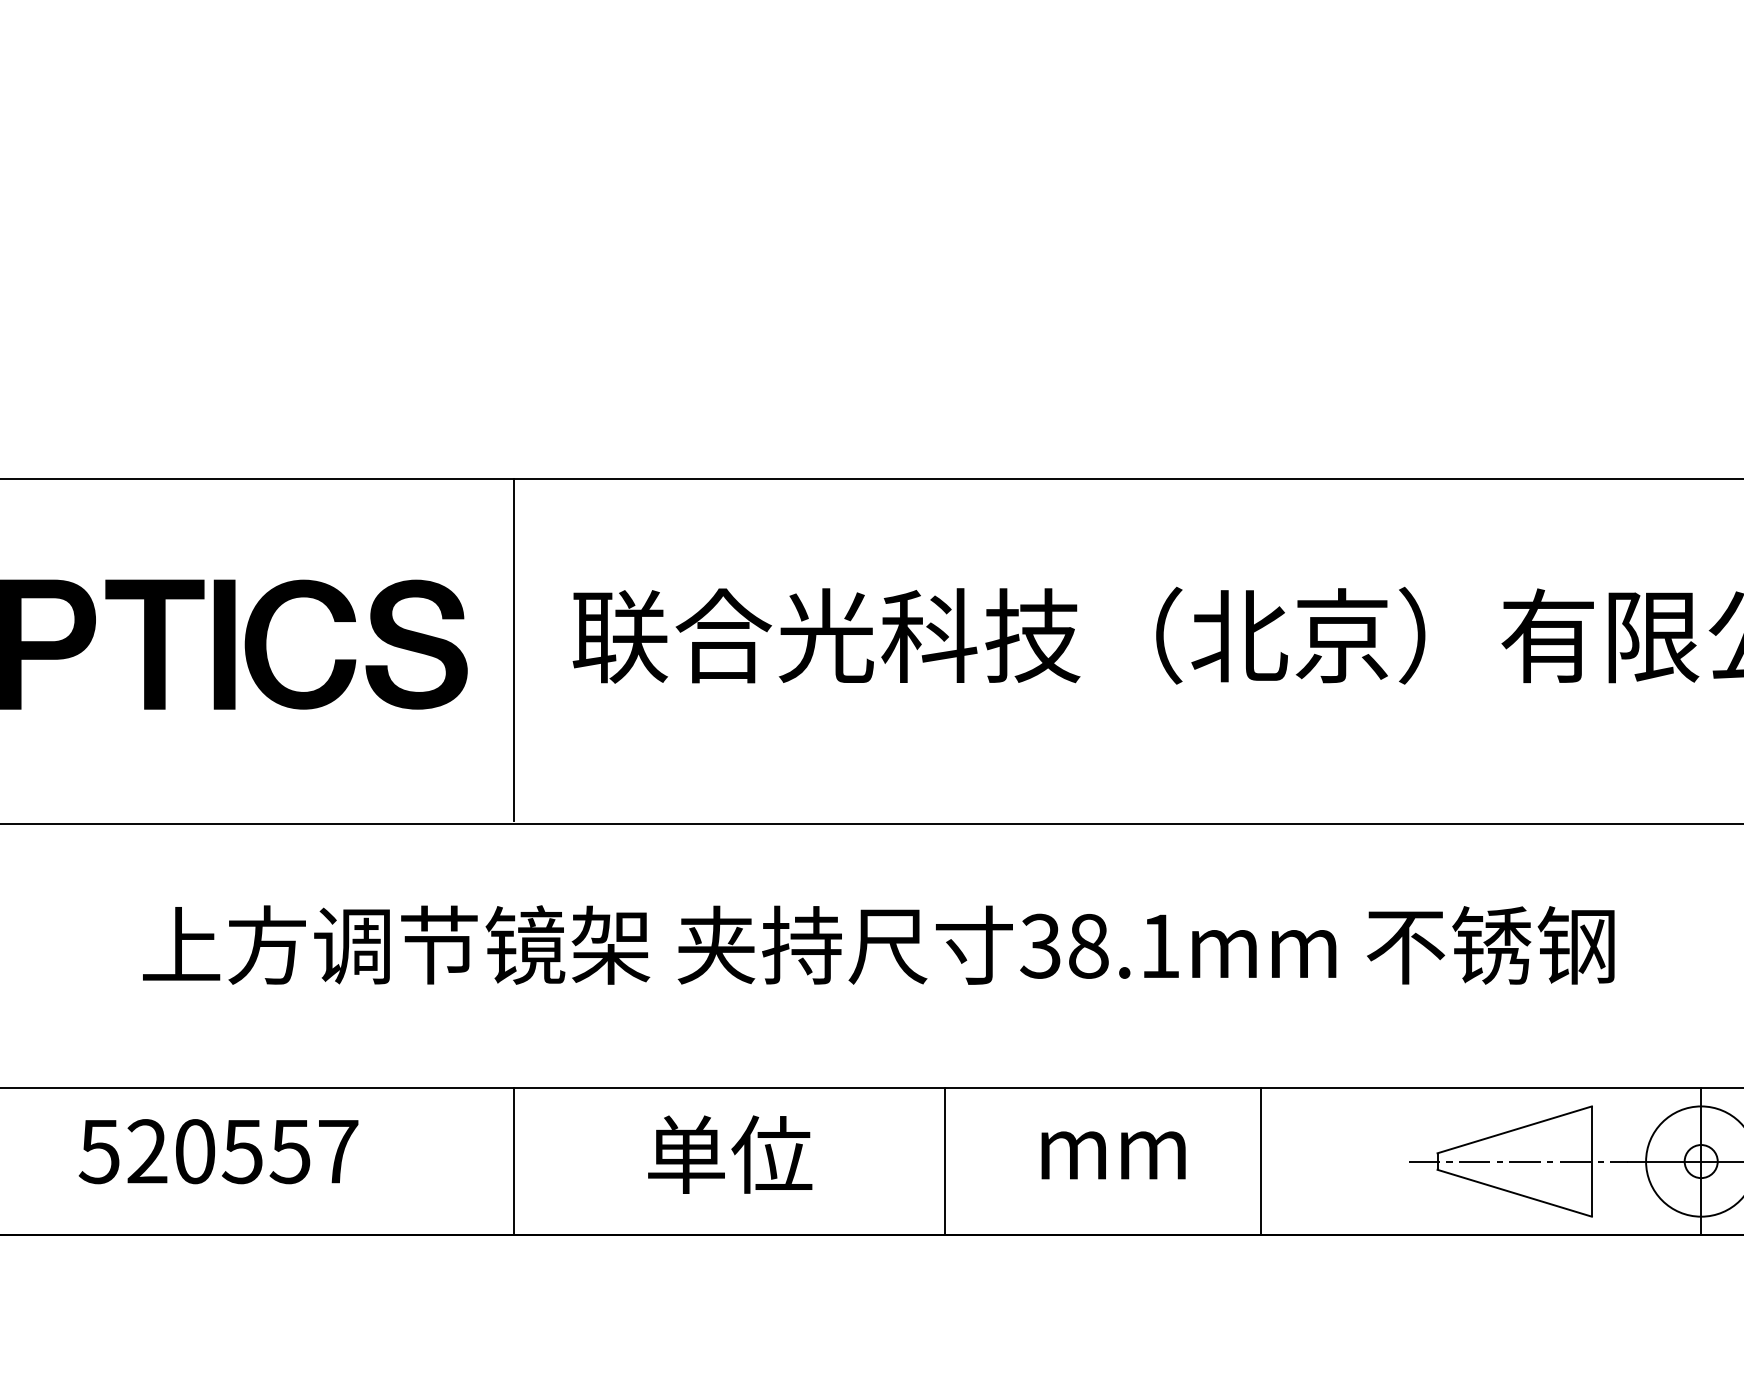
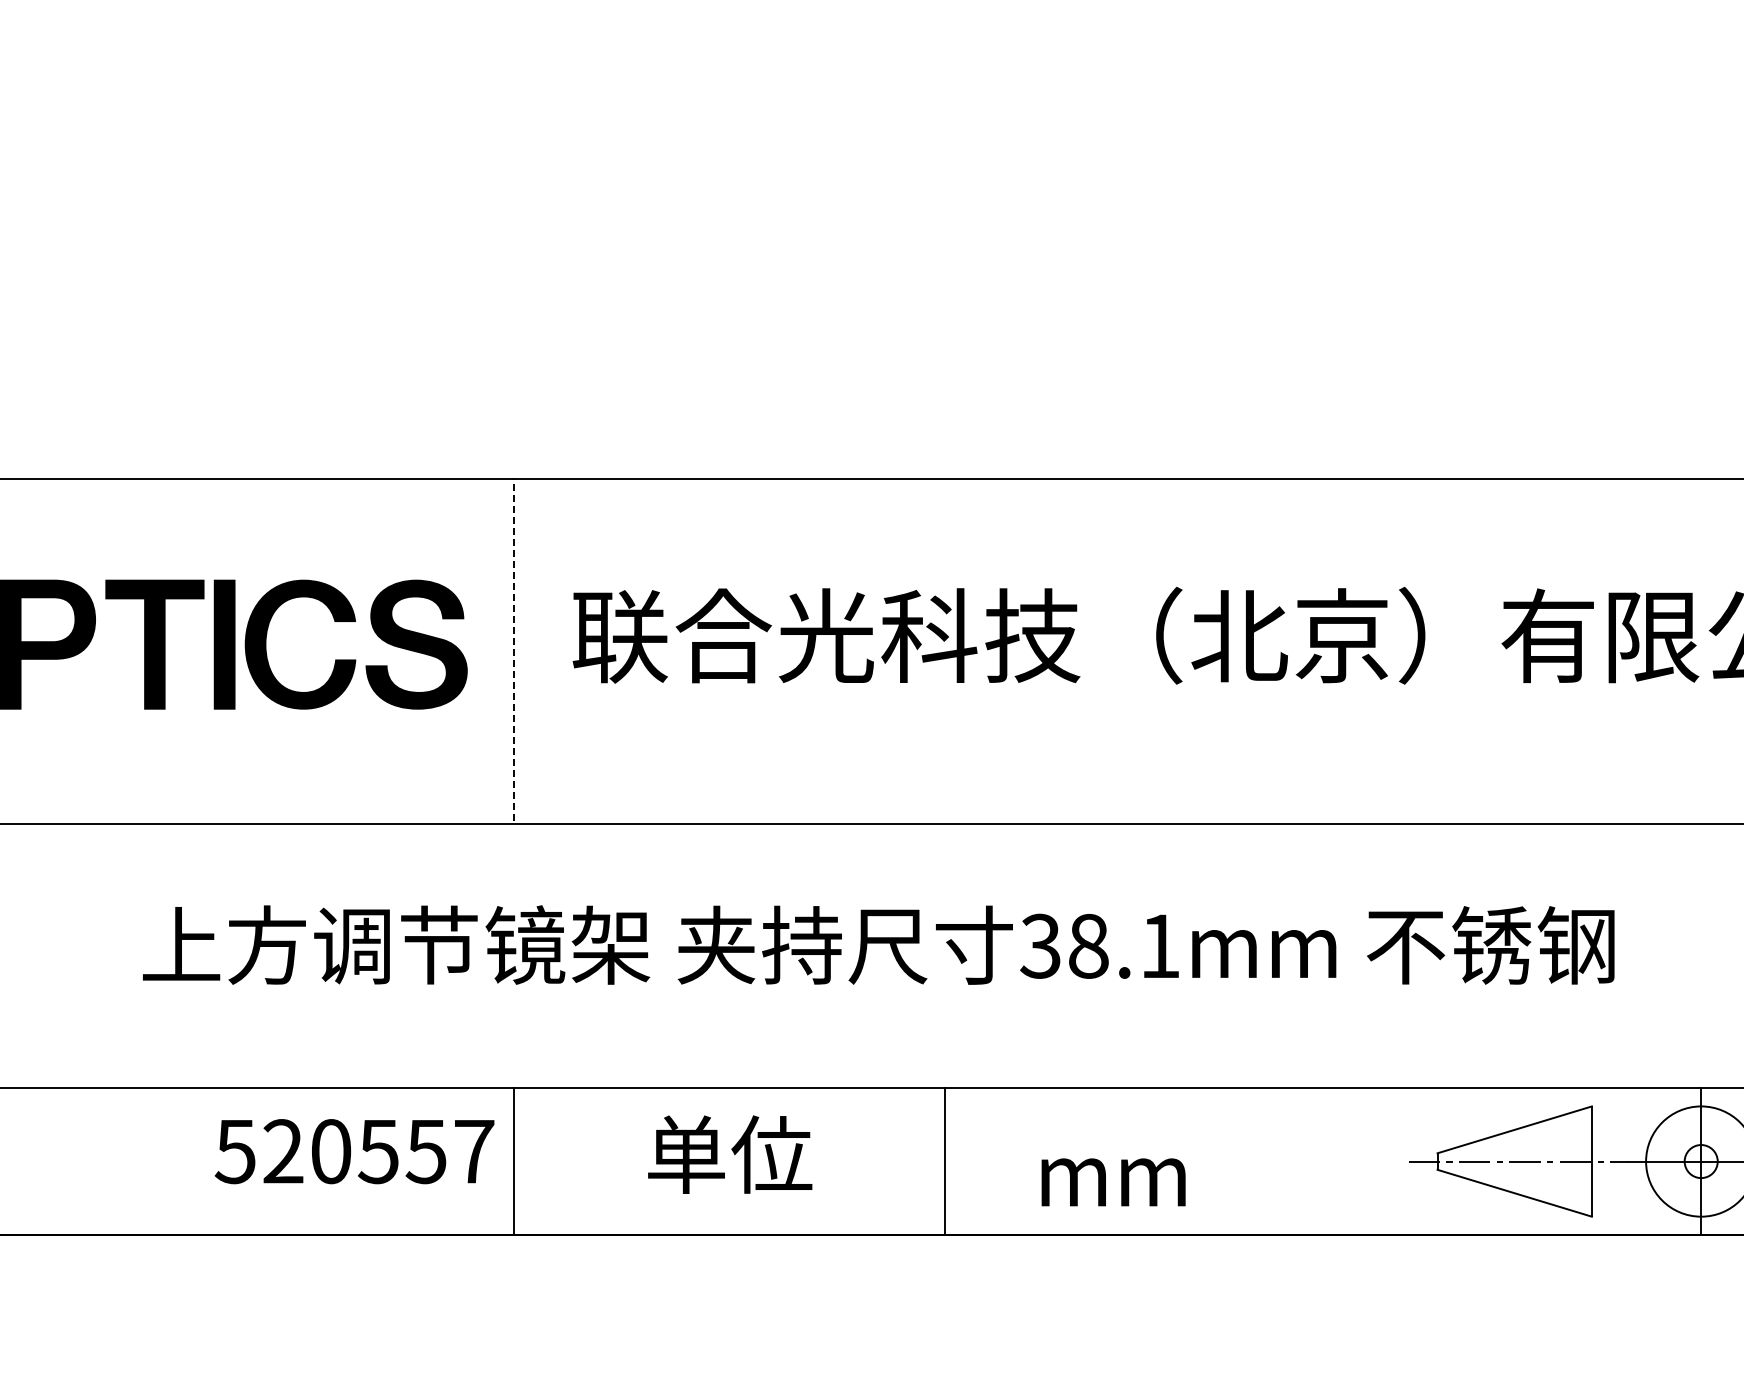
line: solid -> dashed (513, 649)
text position: (218, 1151) -> (354, 1151) (354, 1151)
text position: (1113, 1155) -> (1113, 1182) (1113, 1182)
line: present -> none (1261, 1161)
